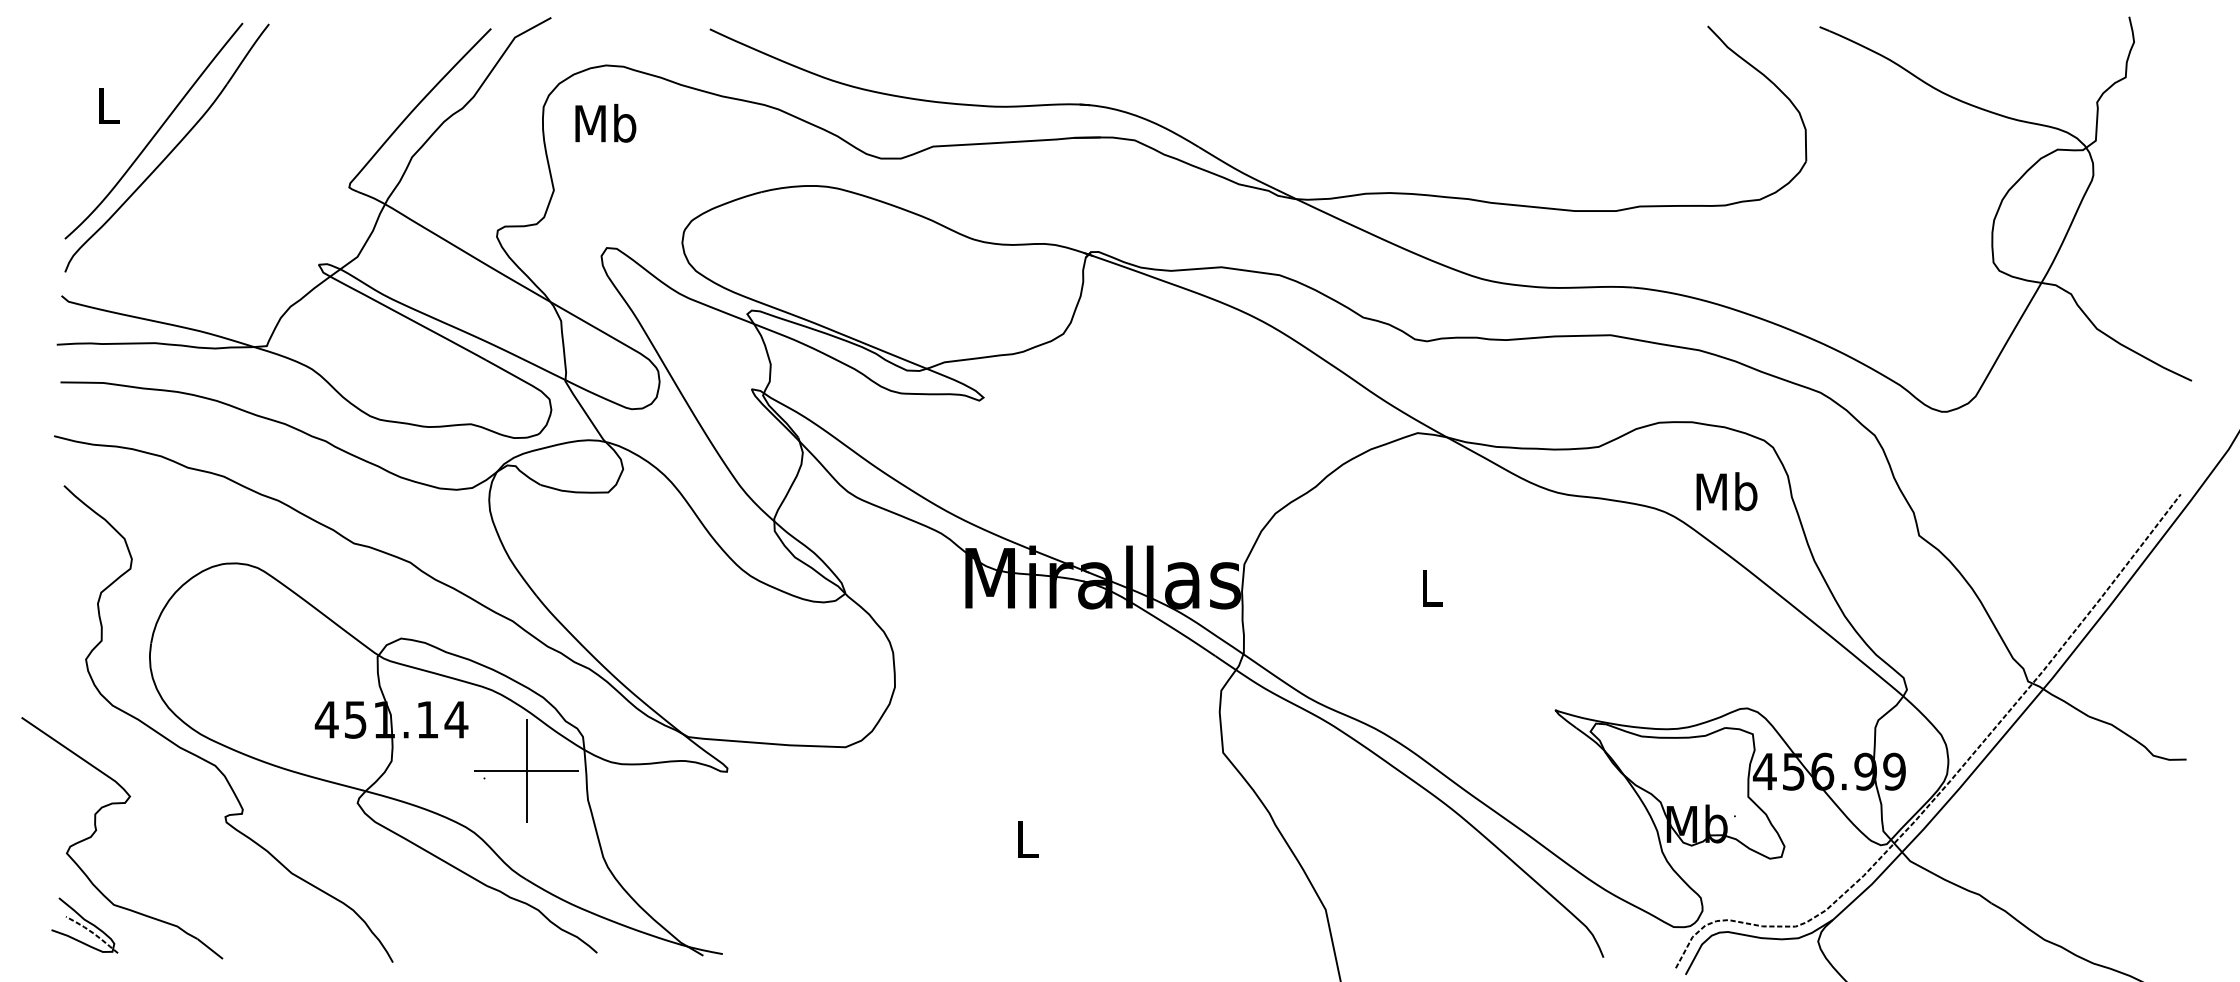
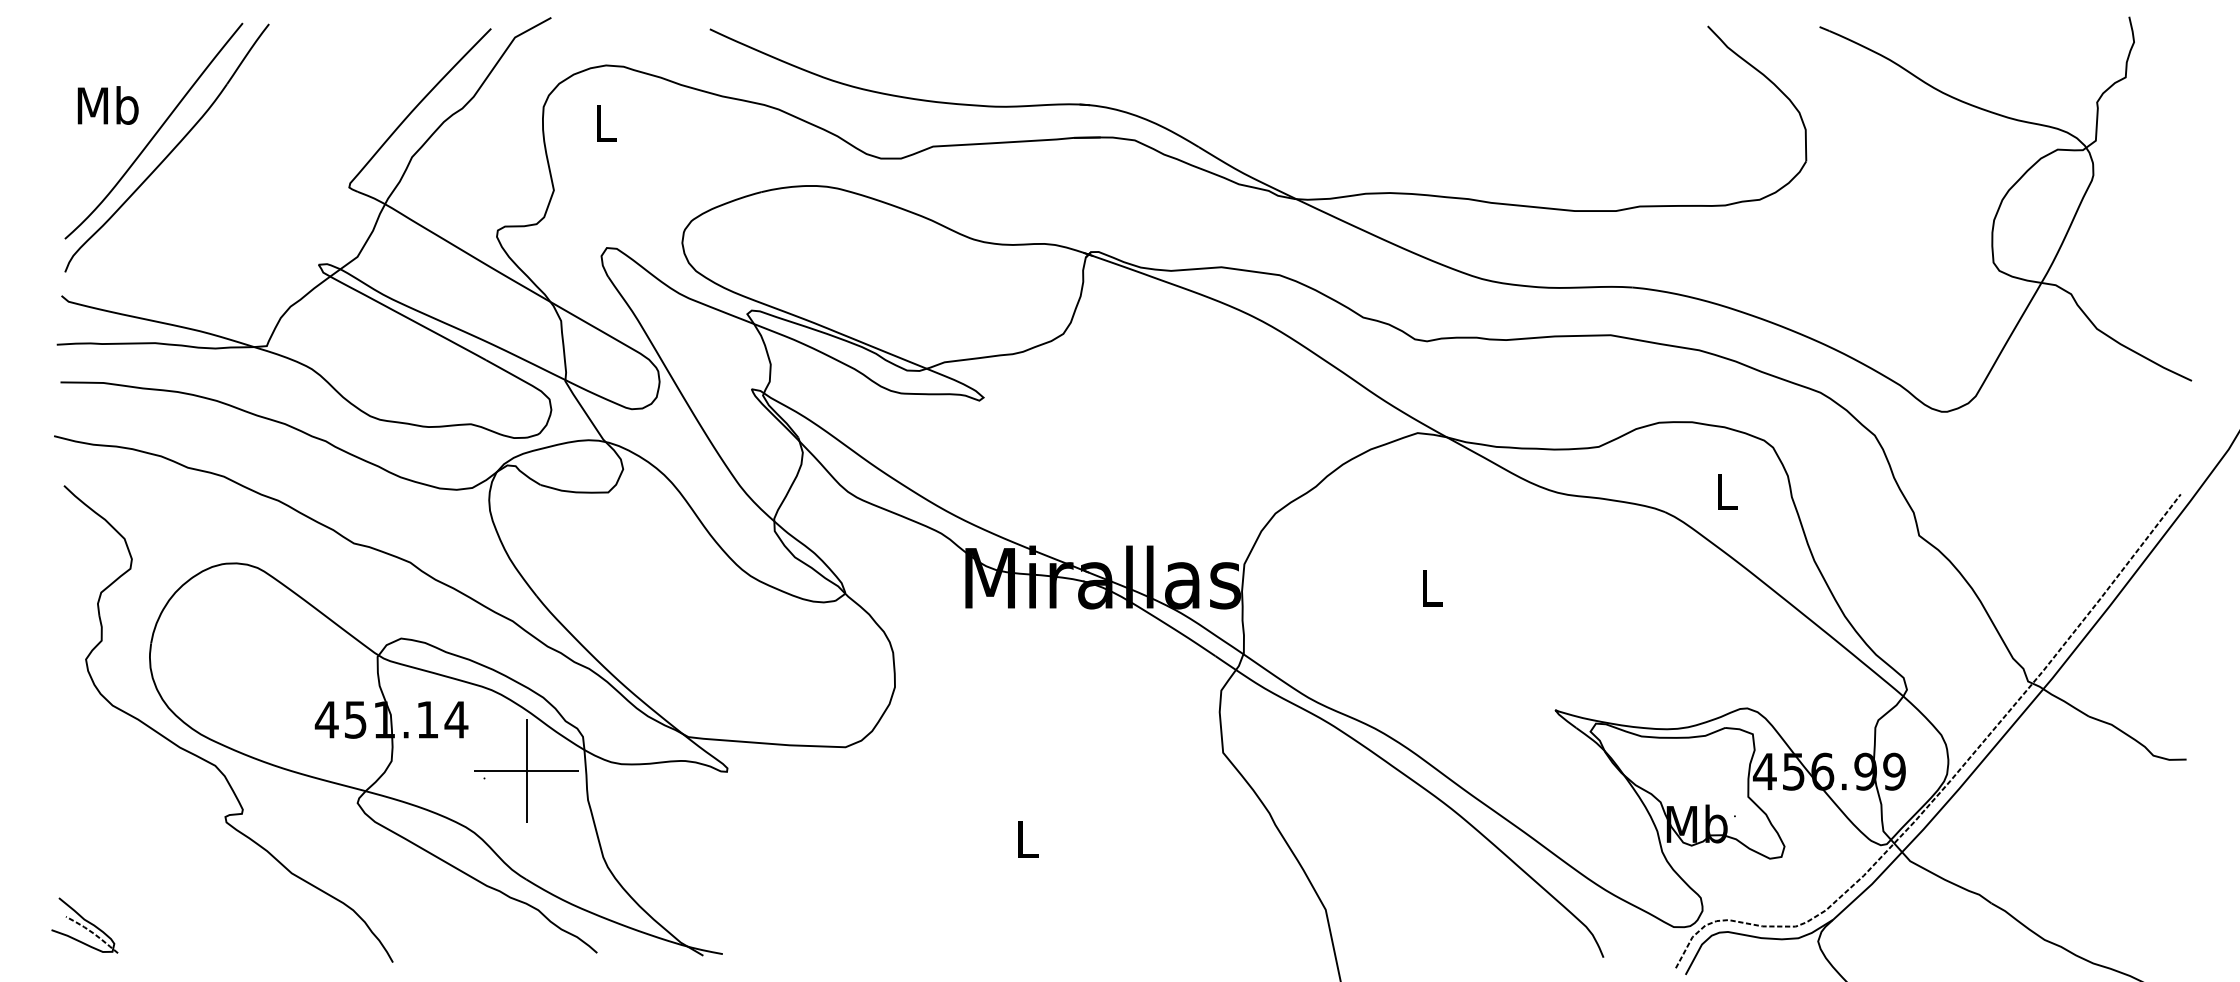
text: L -> Mb (107, 105)
text: Mb -> L (605, 122)
text: Mb -> L (1726, 491)
part: present -> none (96, 831)
